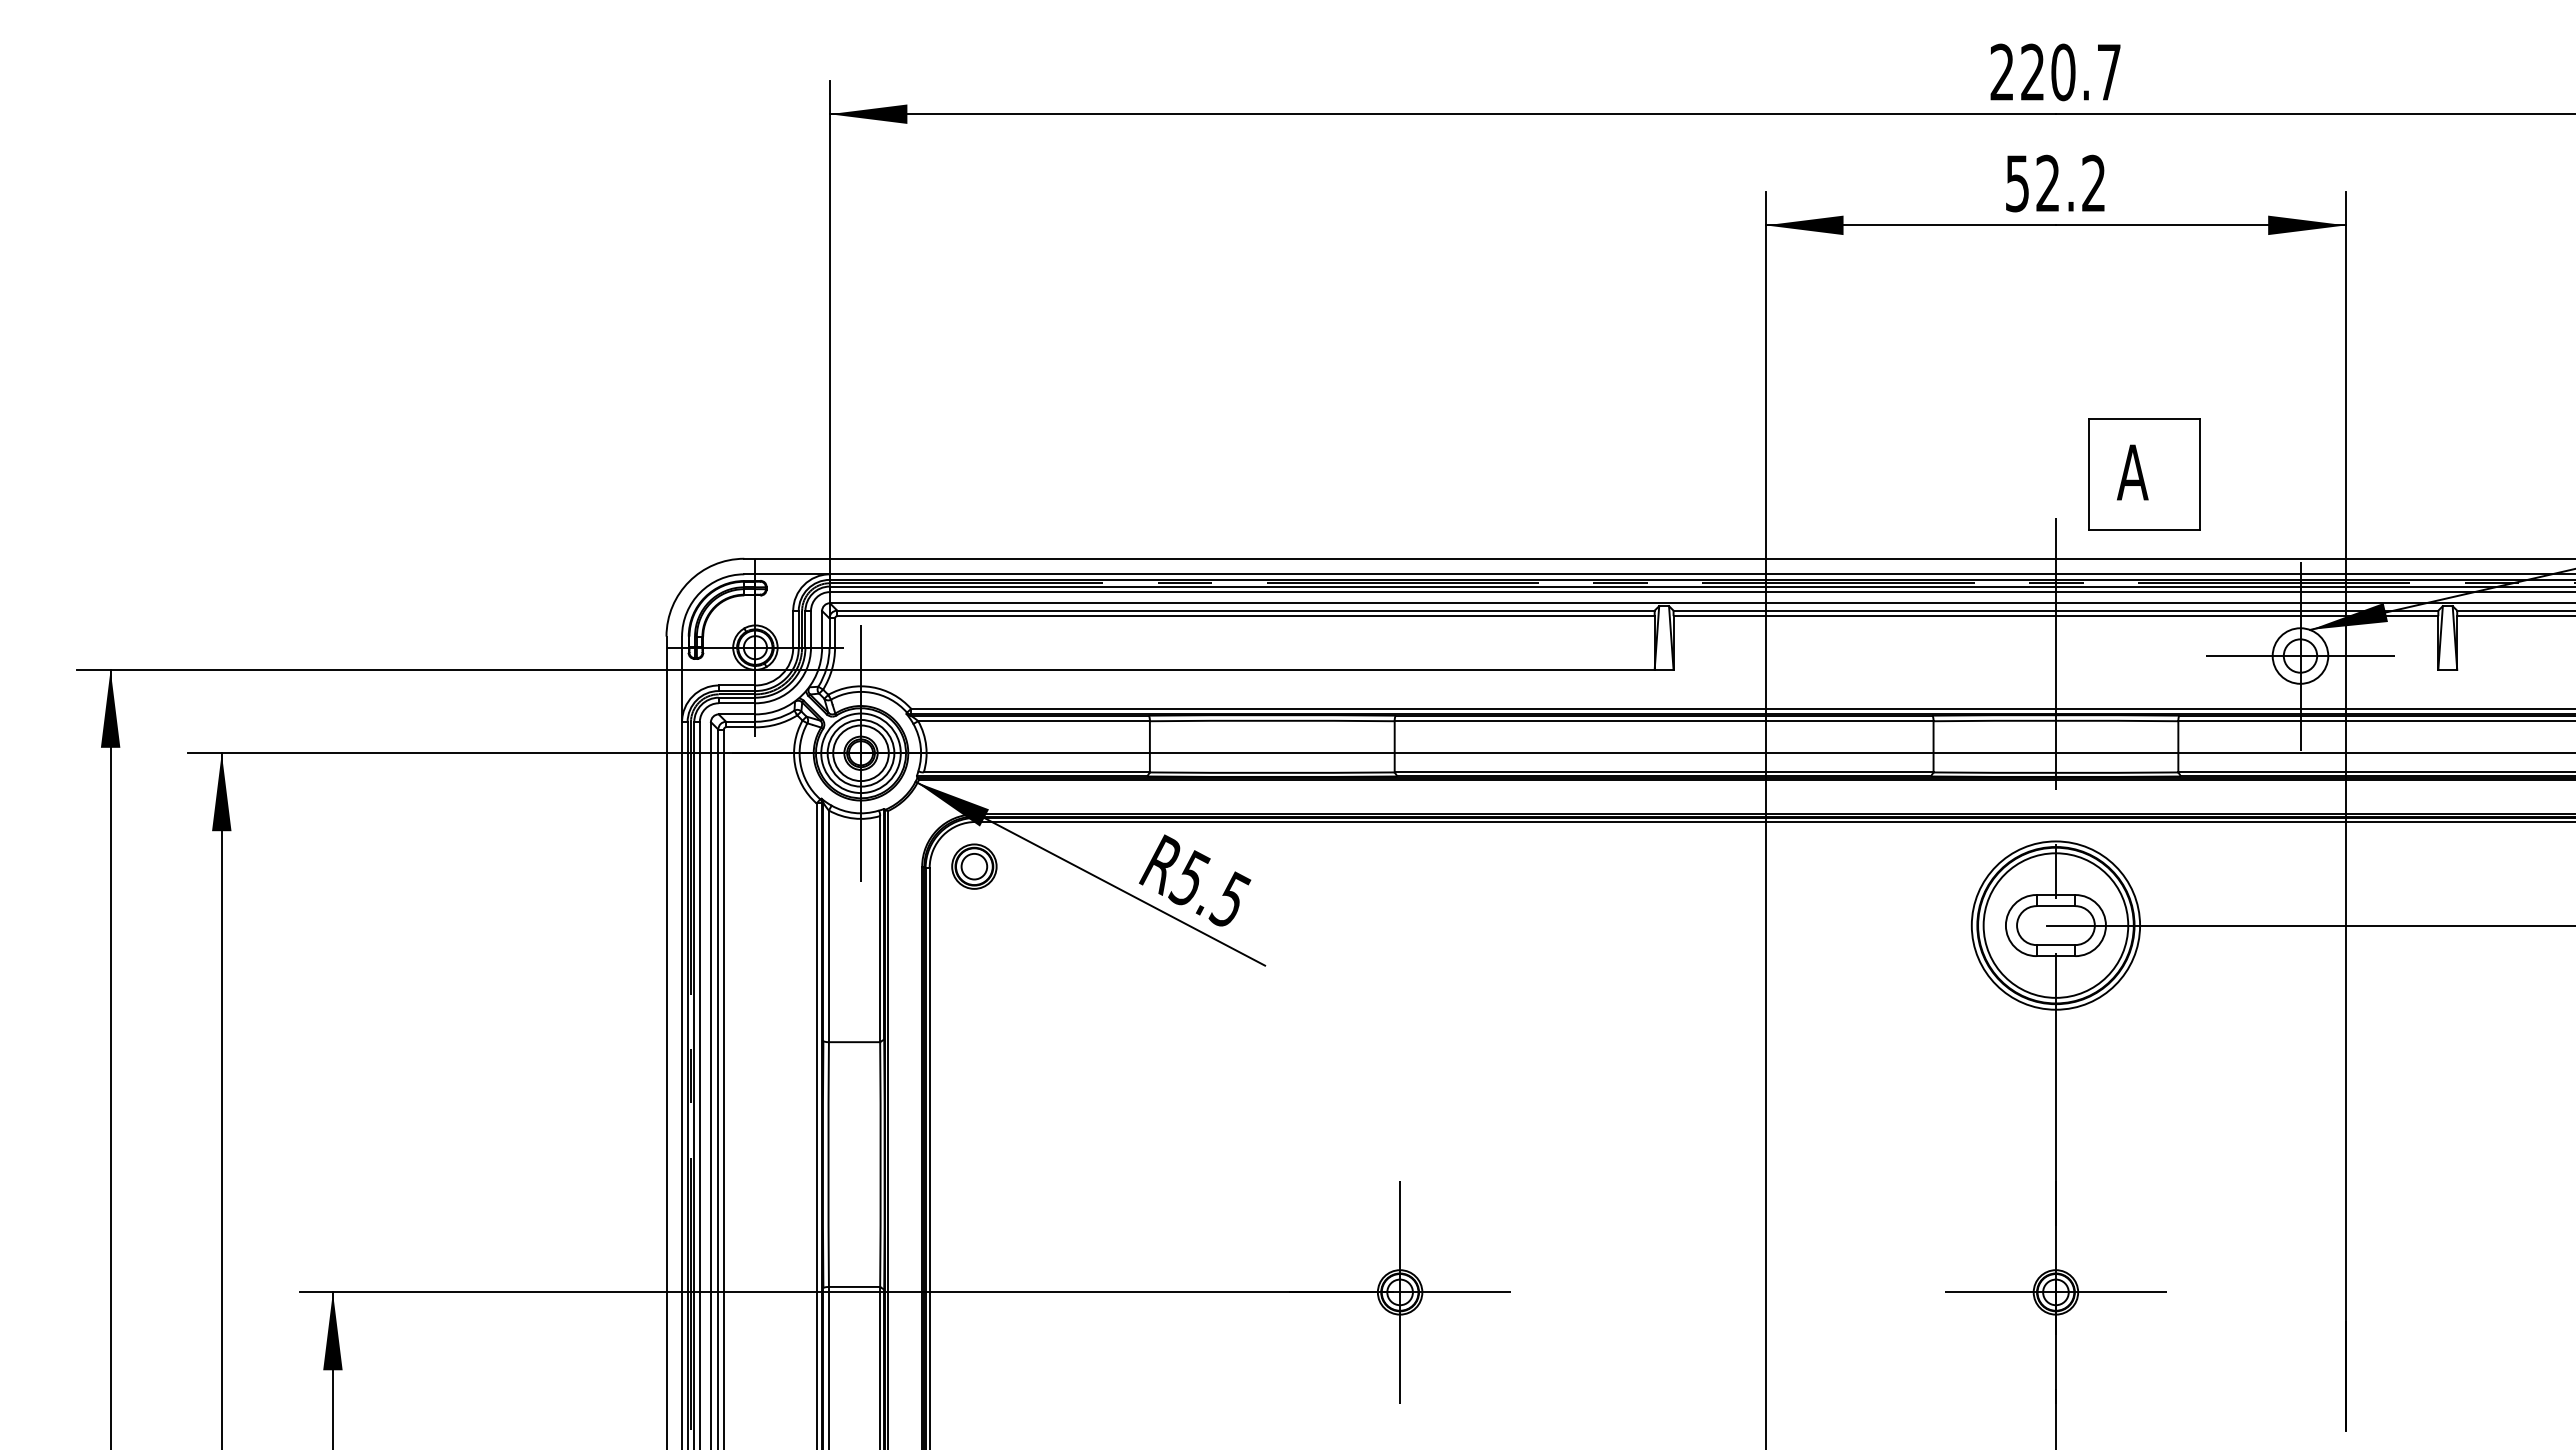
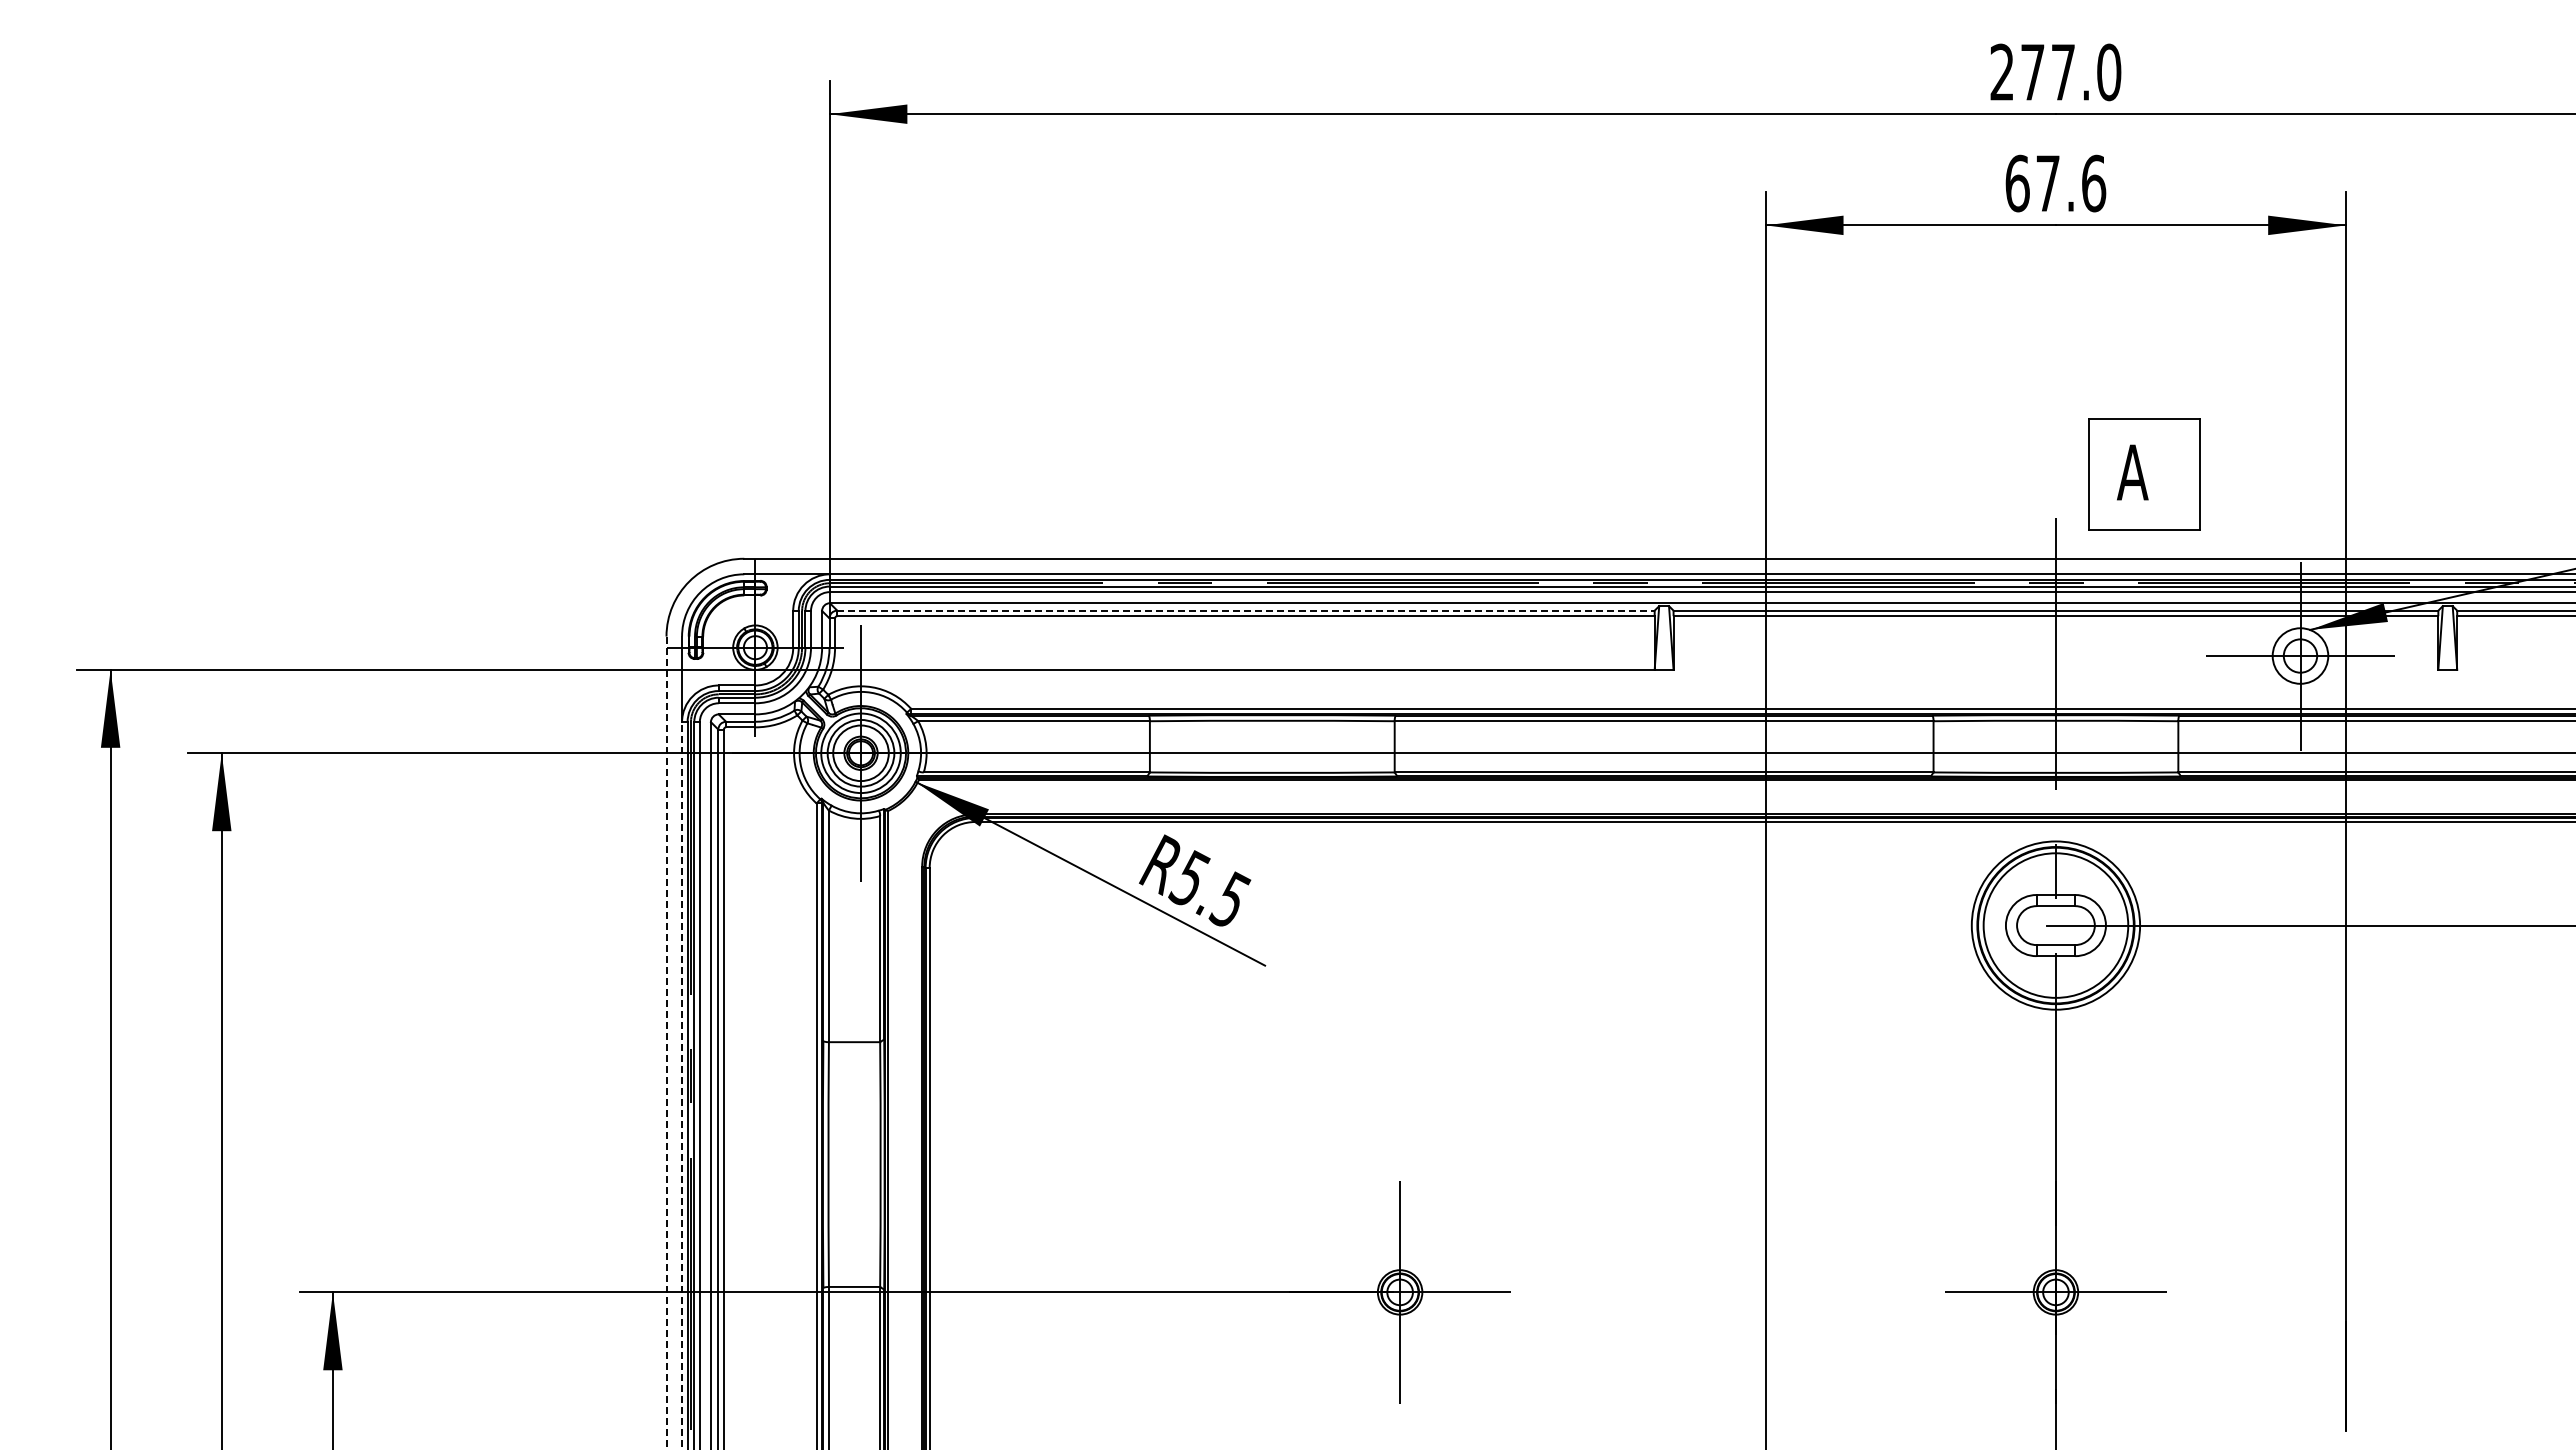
text: 220.7 -> 277.0 (2071, 72)
text: 52.2 -> 67.6 (2055, 183)
line: solid -> dashed (1246, 610)
part: present -> none (974, 866)
line: solid -> dashed (666, 1043)
line: solid -> dashed (682, 1086)
